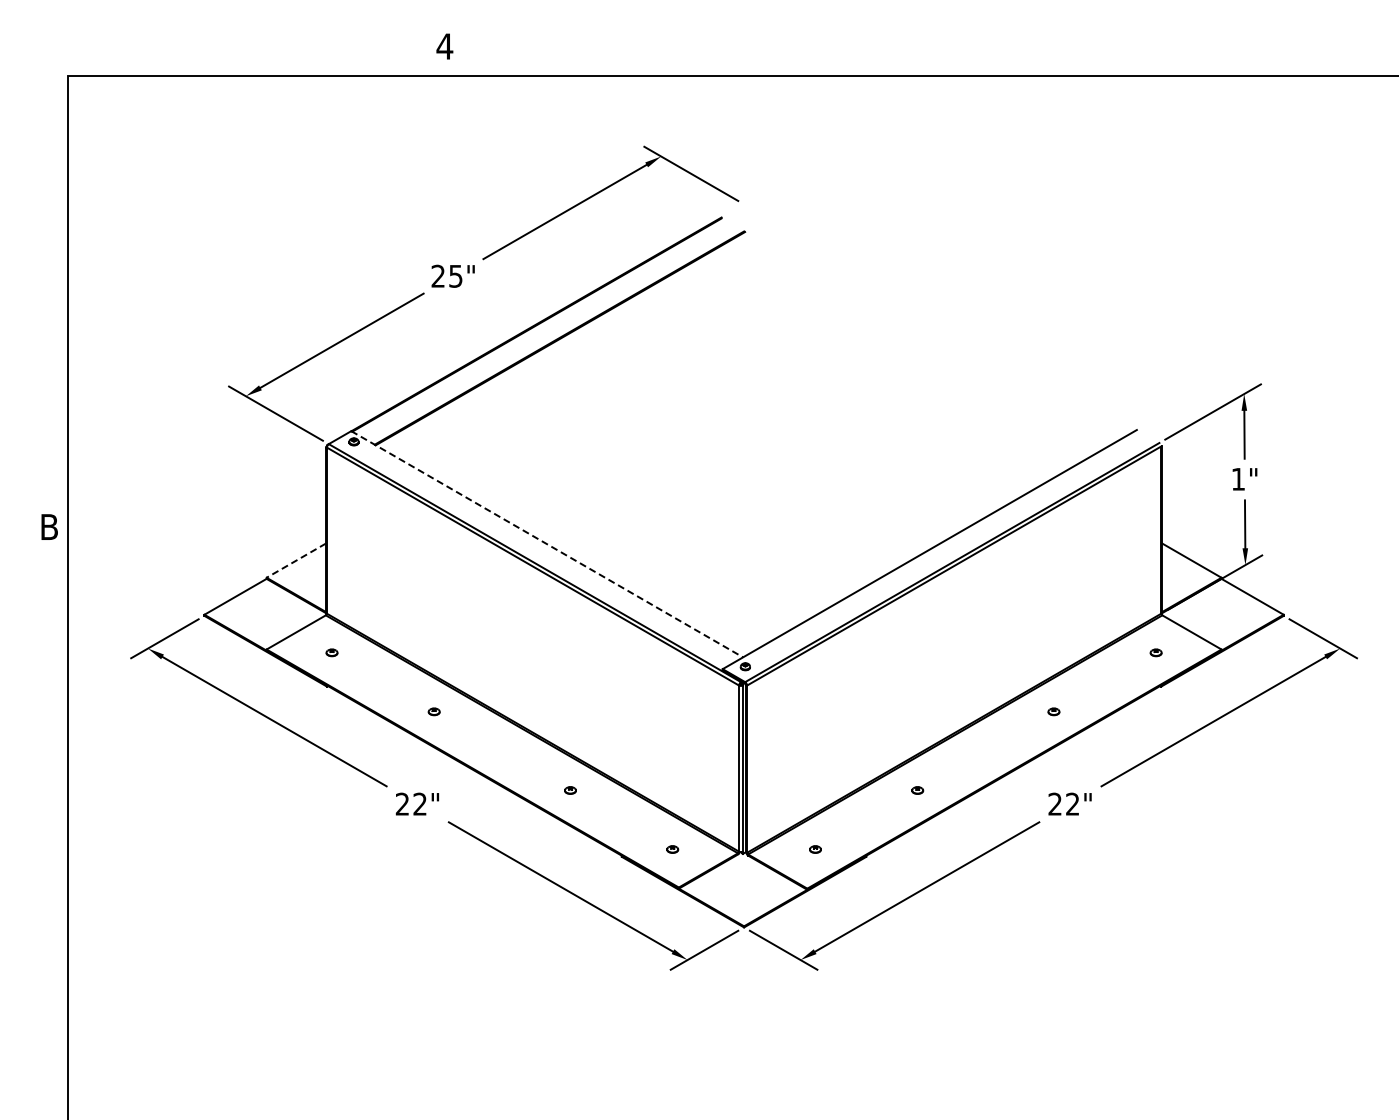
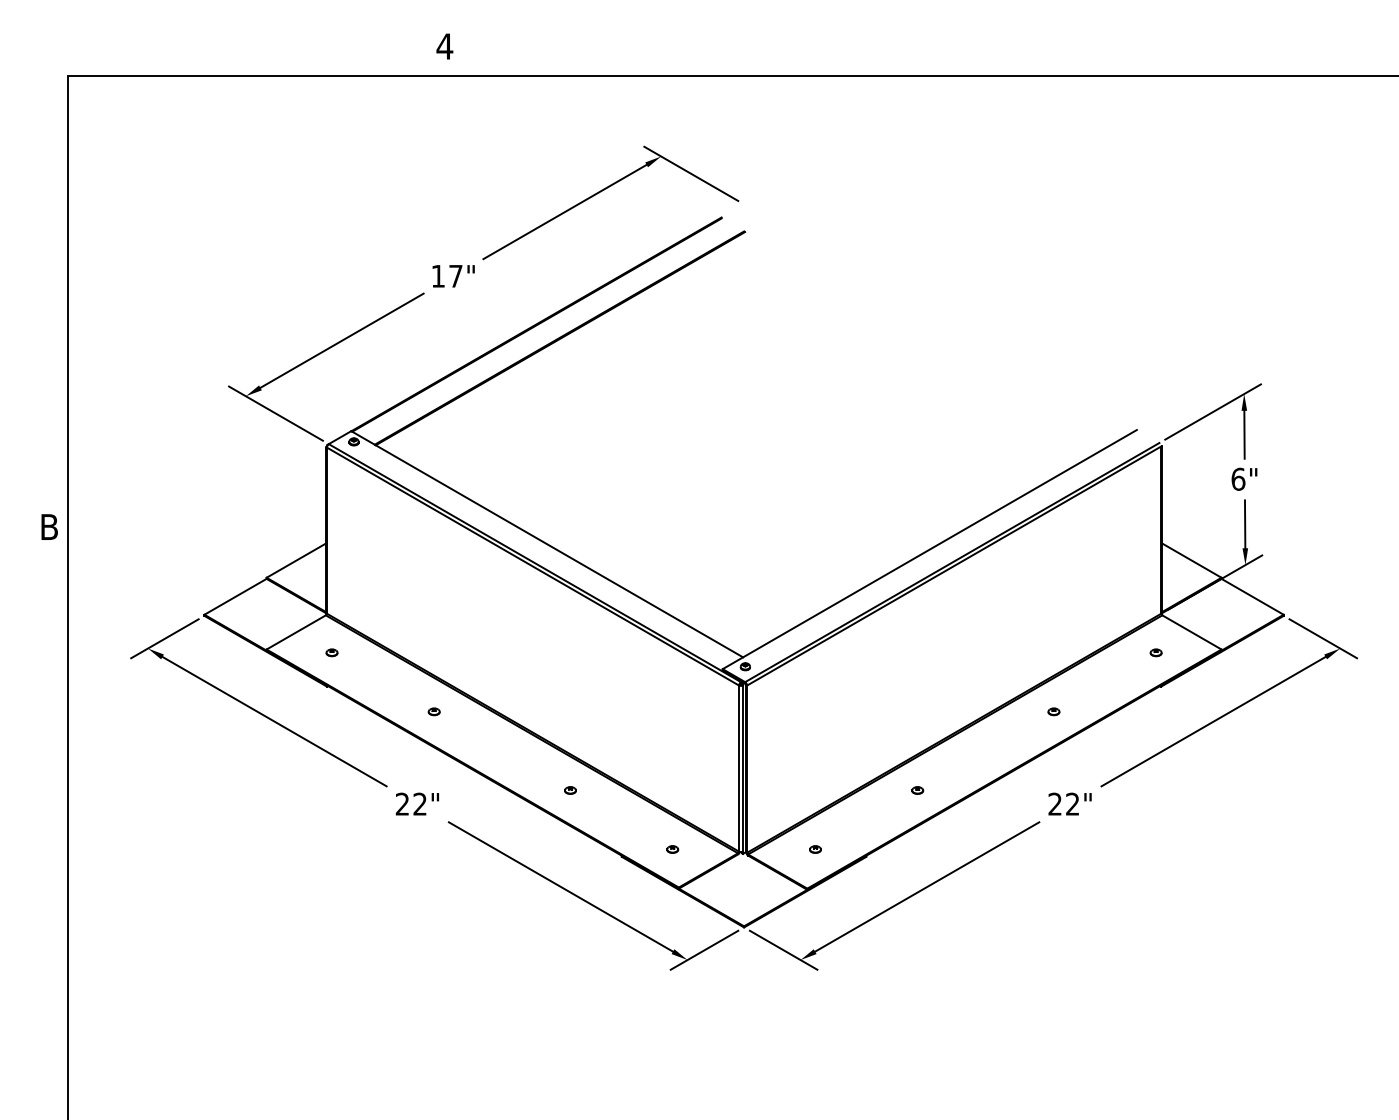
text: 25" -> 17" (446, 275)
text: 1" -> 6" (1238, 478)
line: dashed -> solid (547, 544)
line: dashed -> solid (295, 560)
